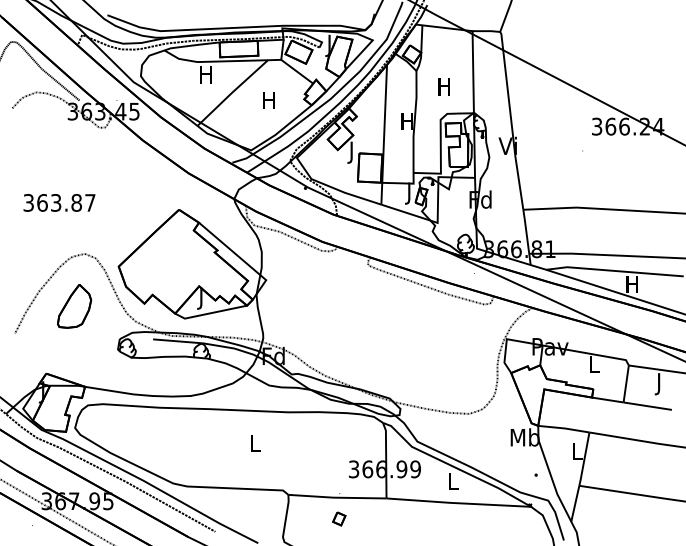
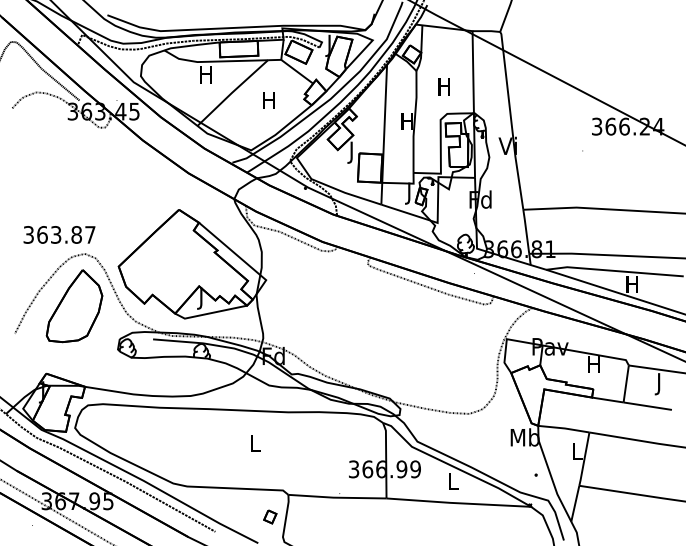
text position: (59, 202) -> (59, 234) (59, 234)
part size: 36x45 px -> 59x75 px (74, 306)
text: L -> H (593, 364)
part position: (339, 518) -> (270, 516) (270, 516)
